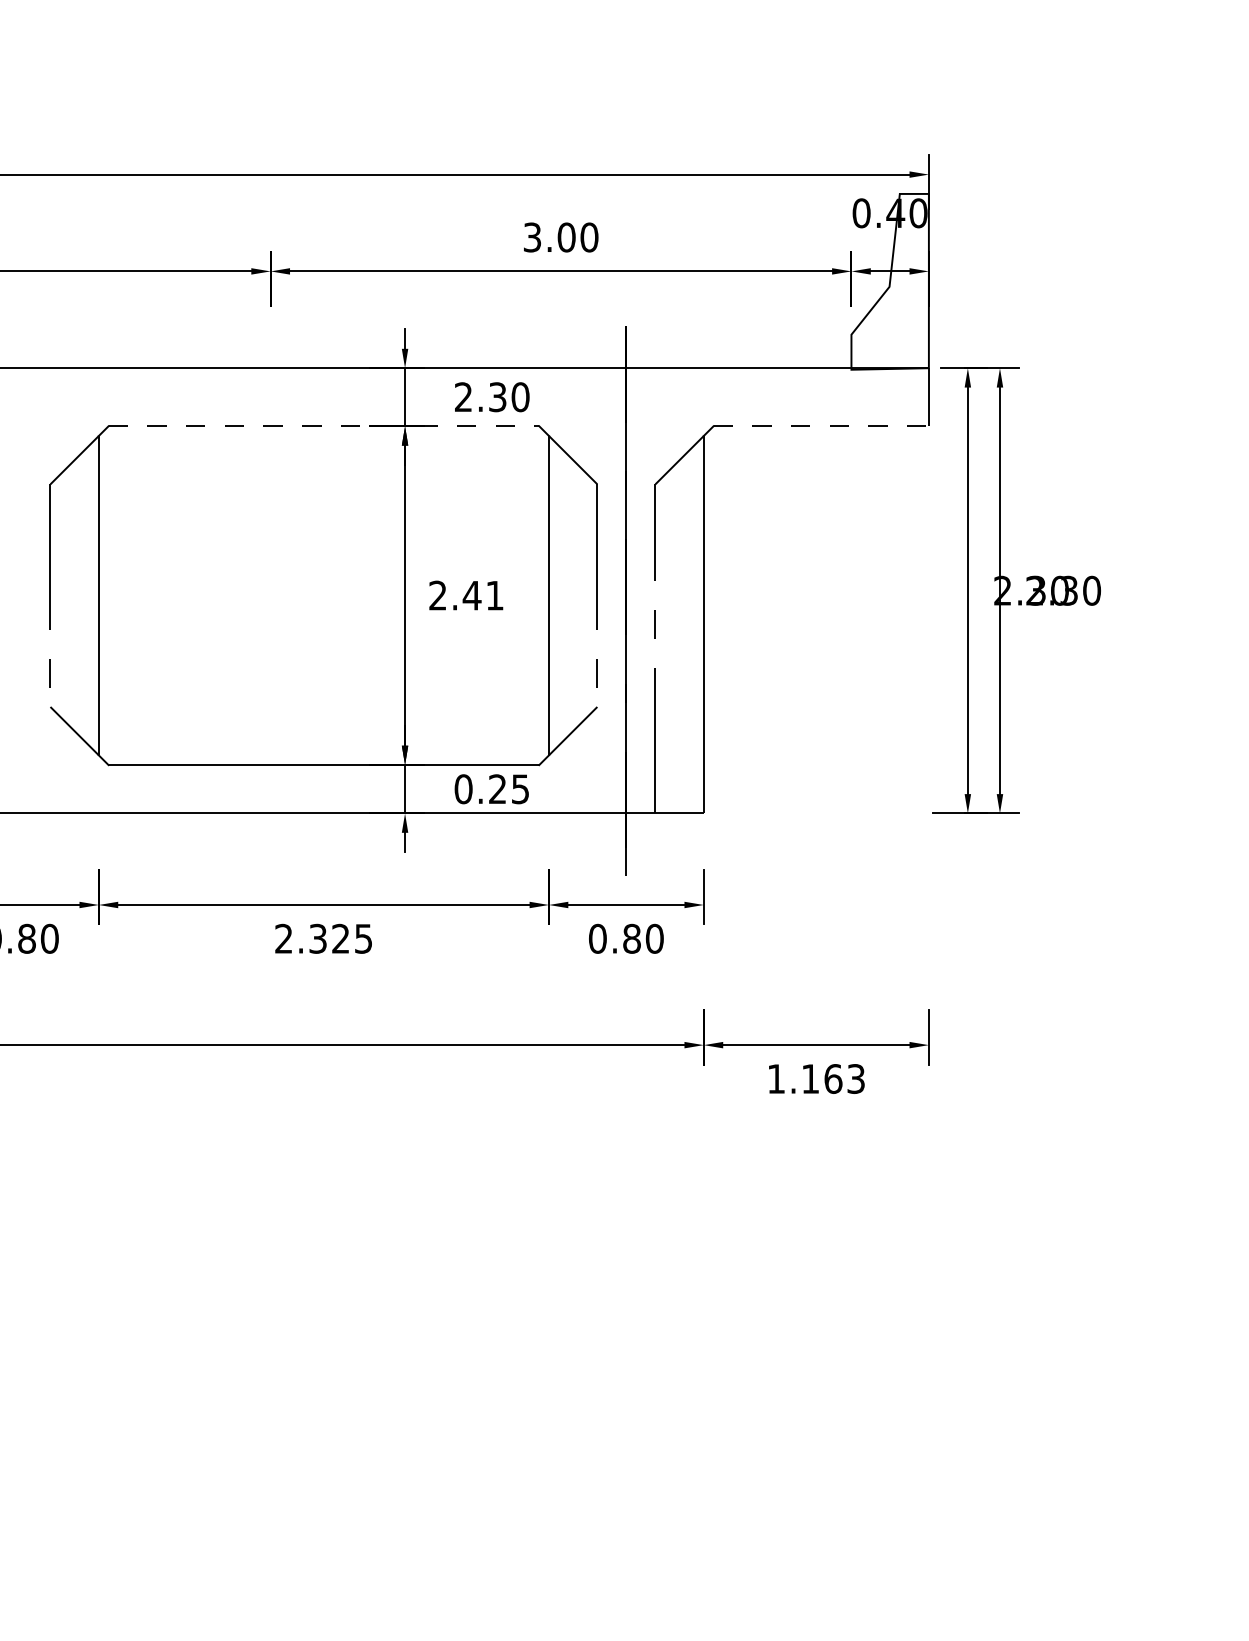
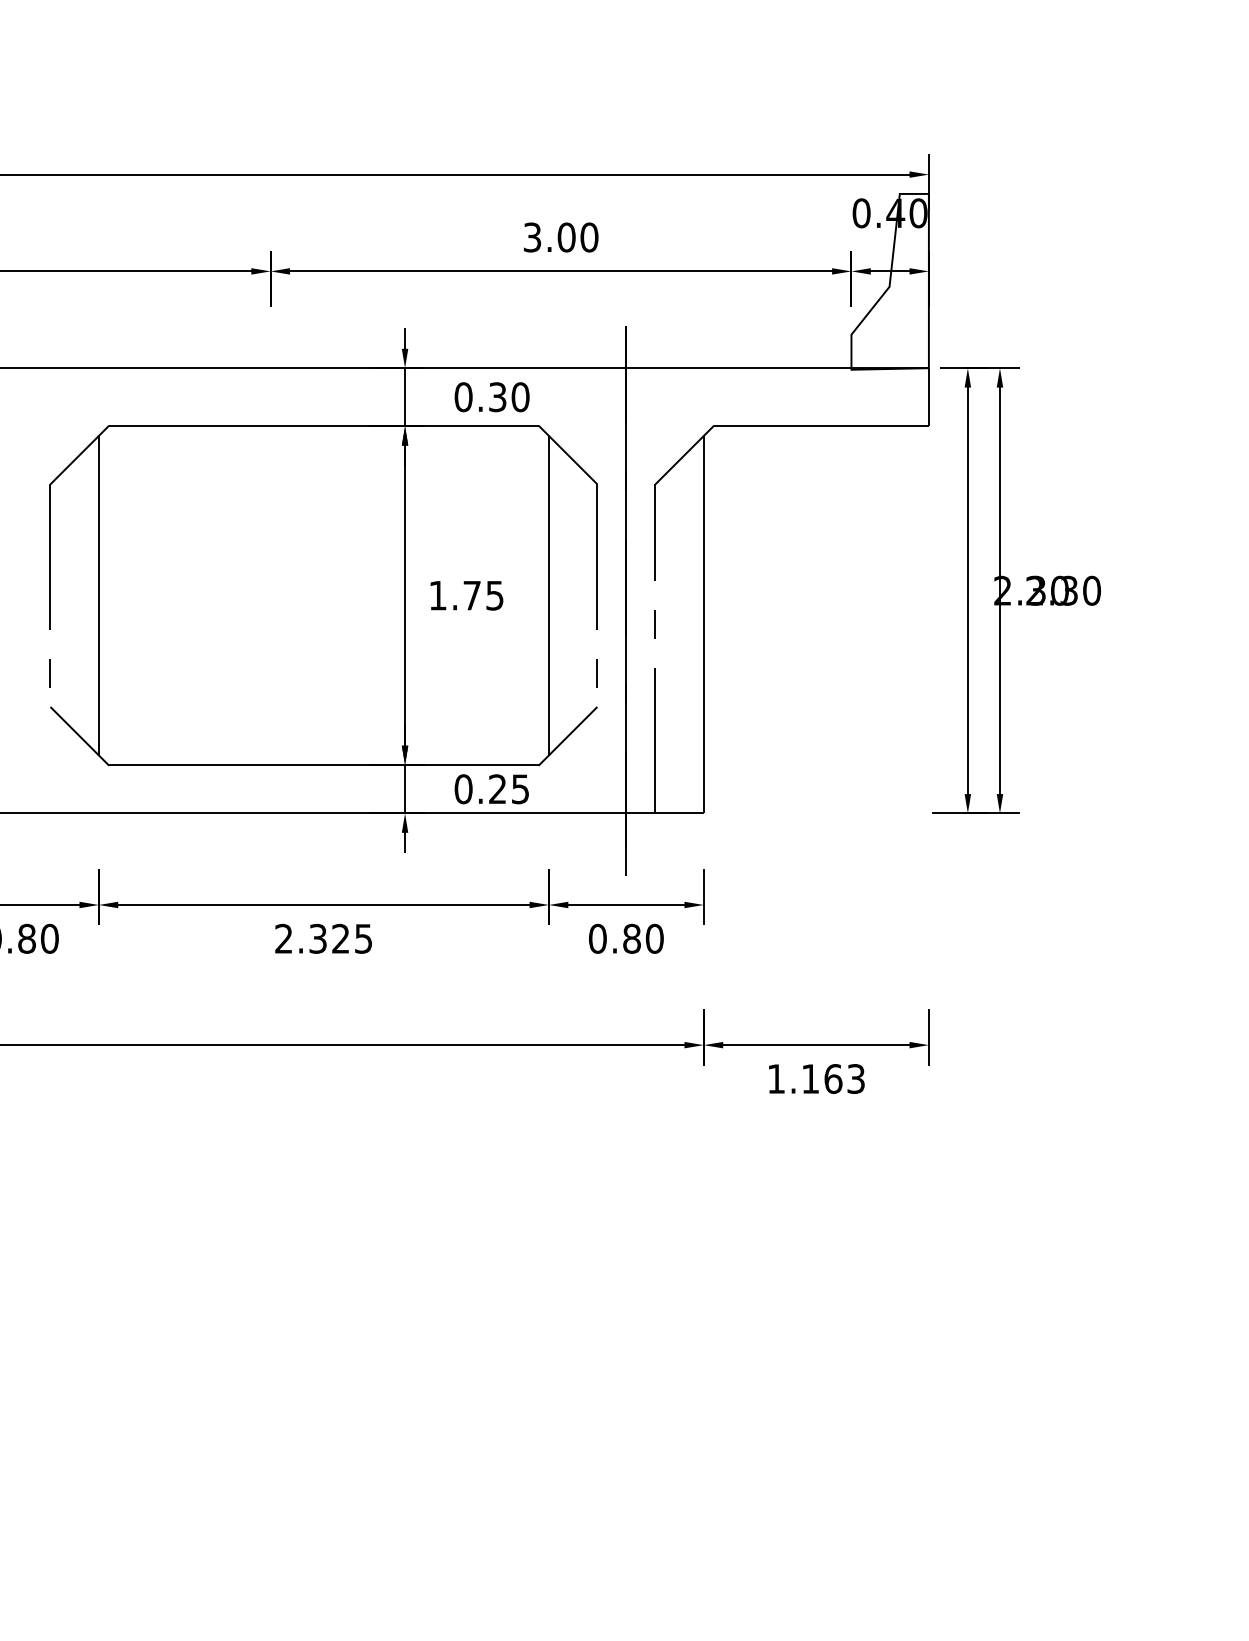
text: 2.30 -> 0.30 (463, 397)
line: dashed -> solid (324, 426)
line: dashed -> solid (821, 426)
text: 2.41 -> 1.75 (466, 595)
